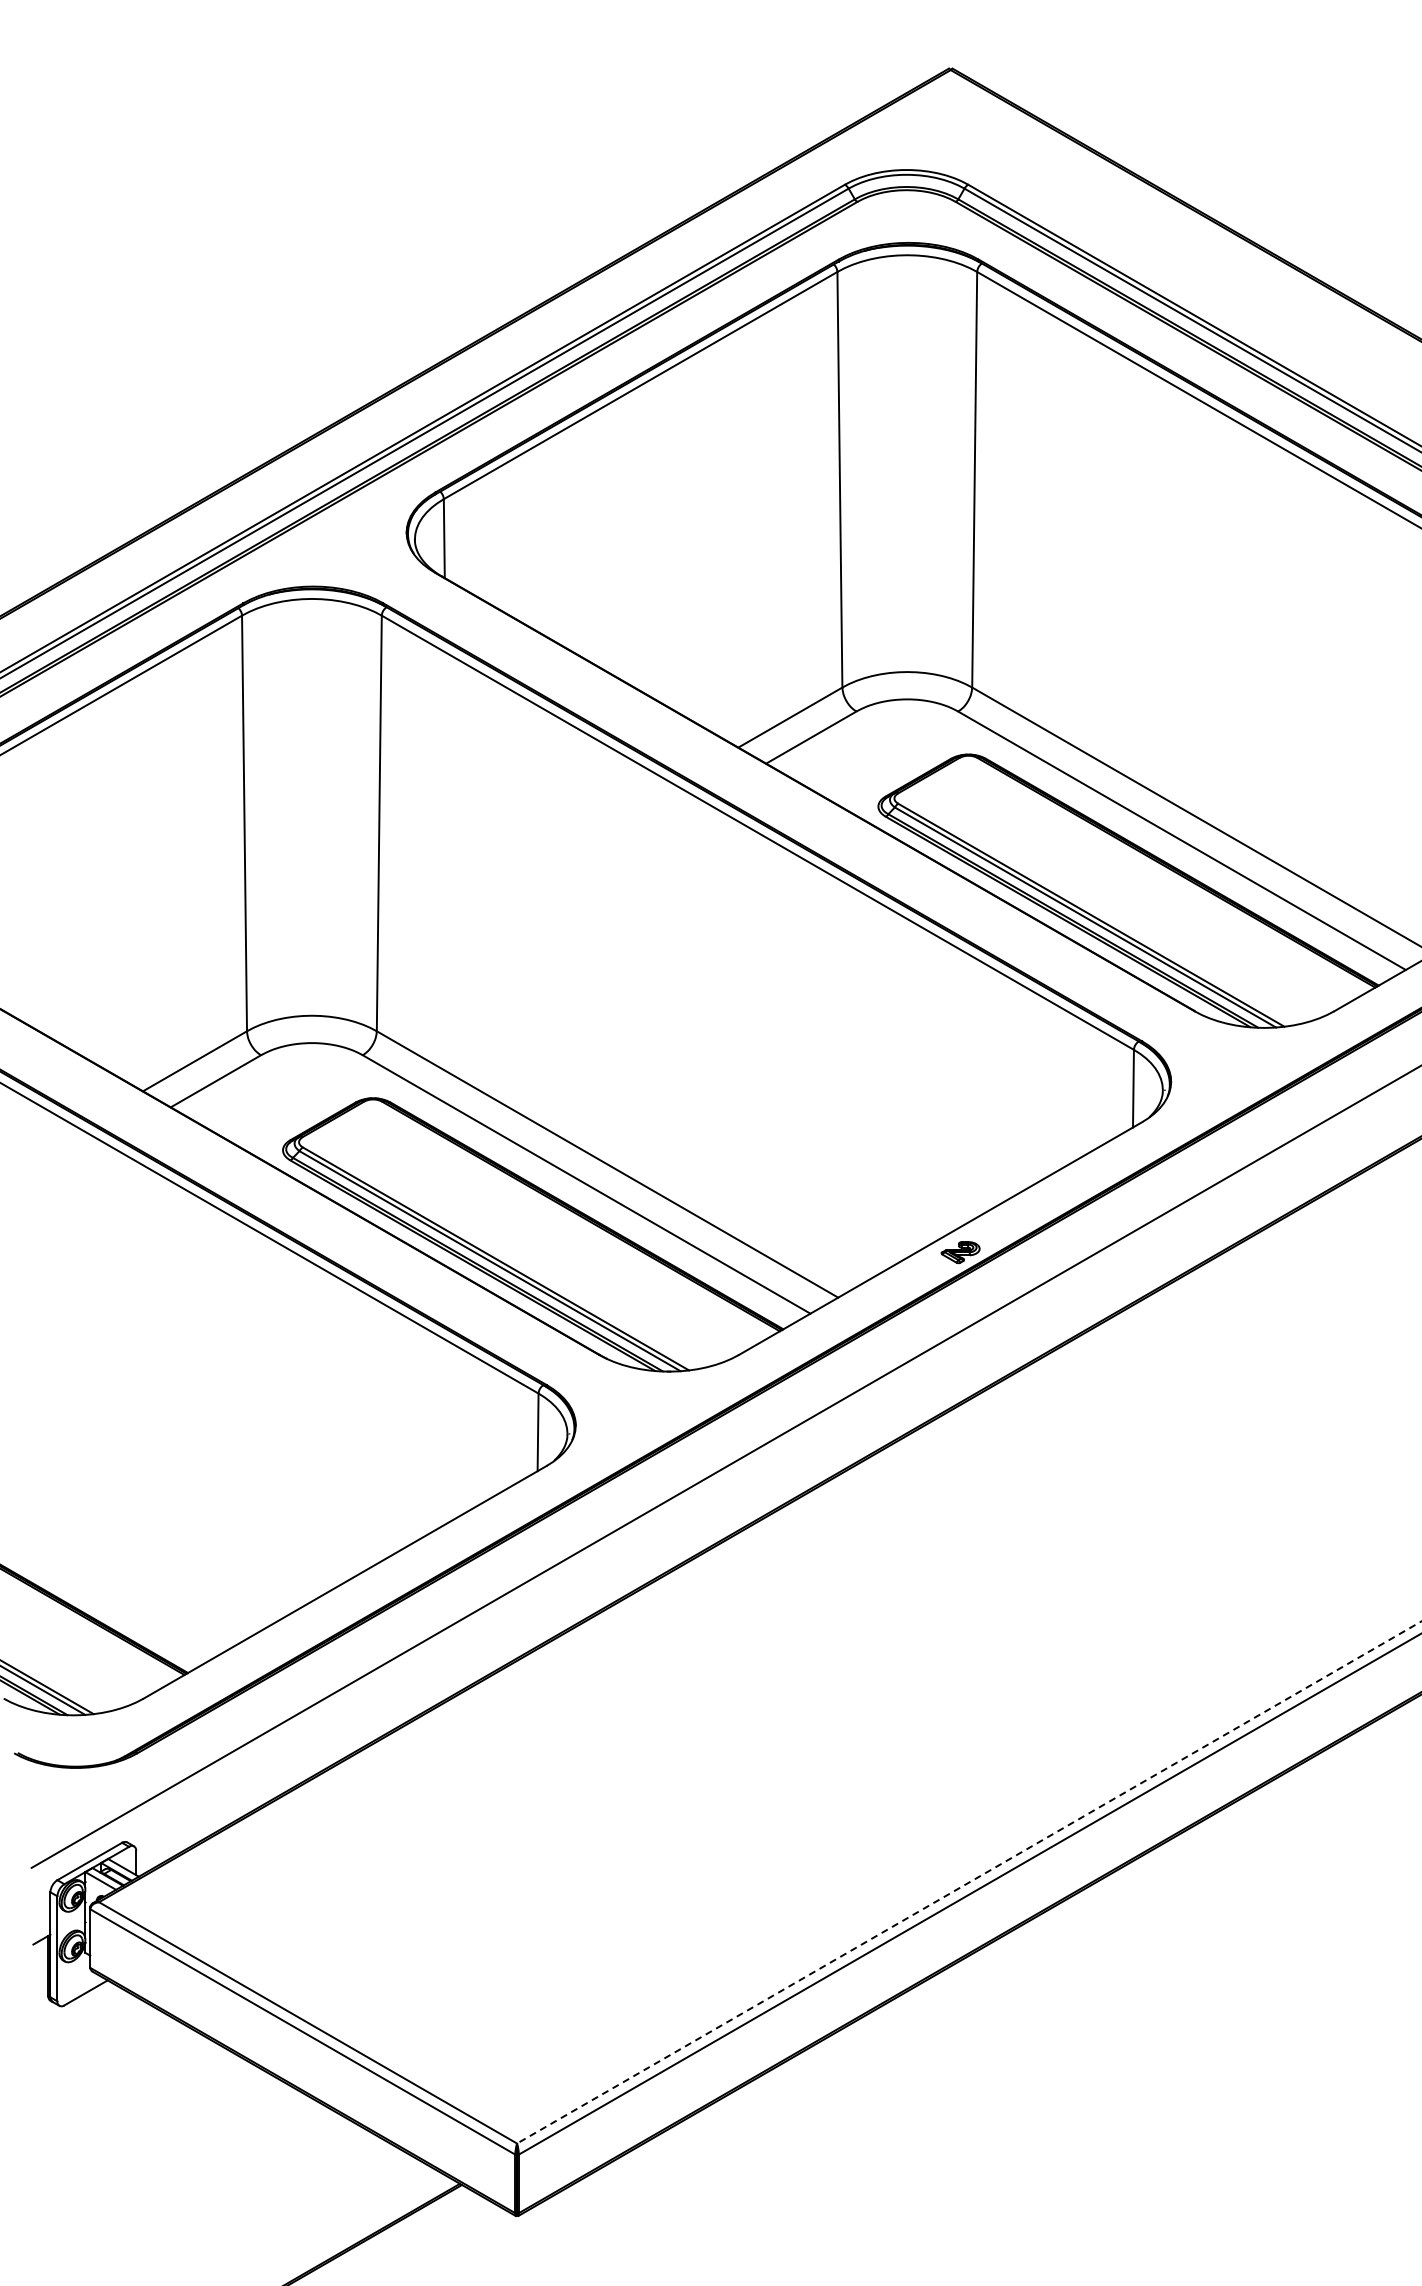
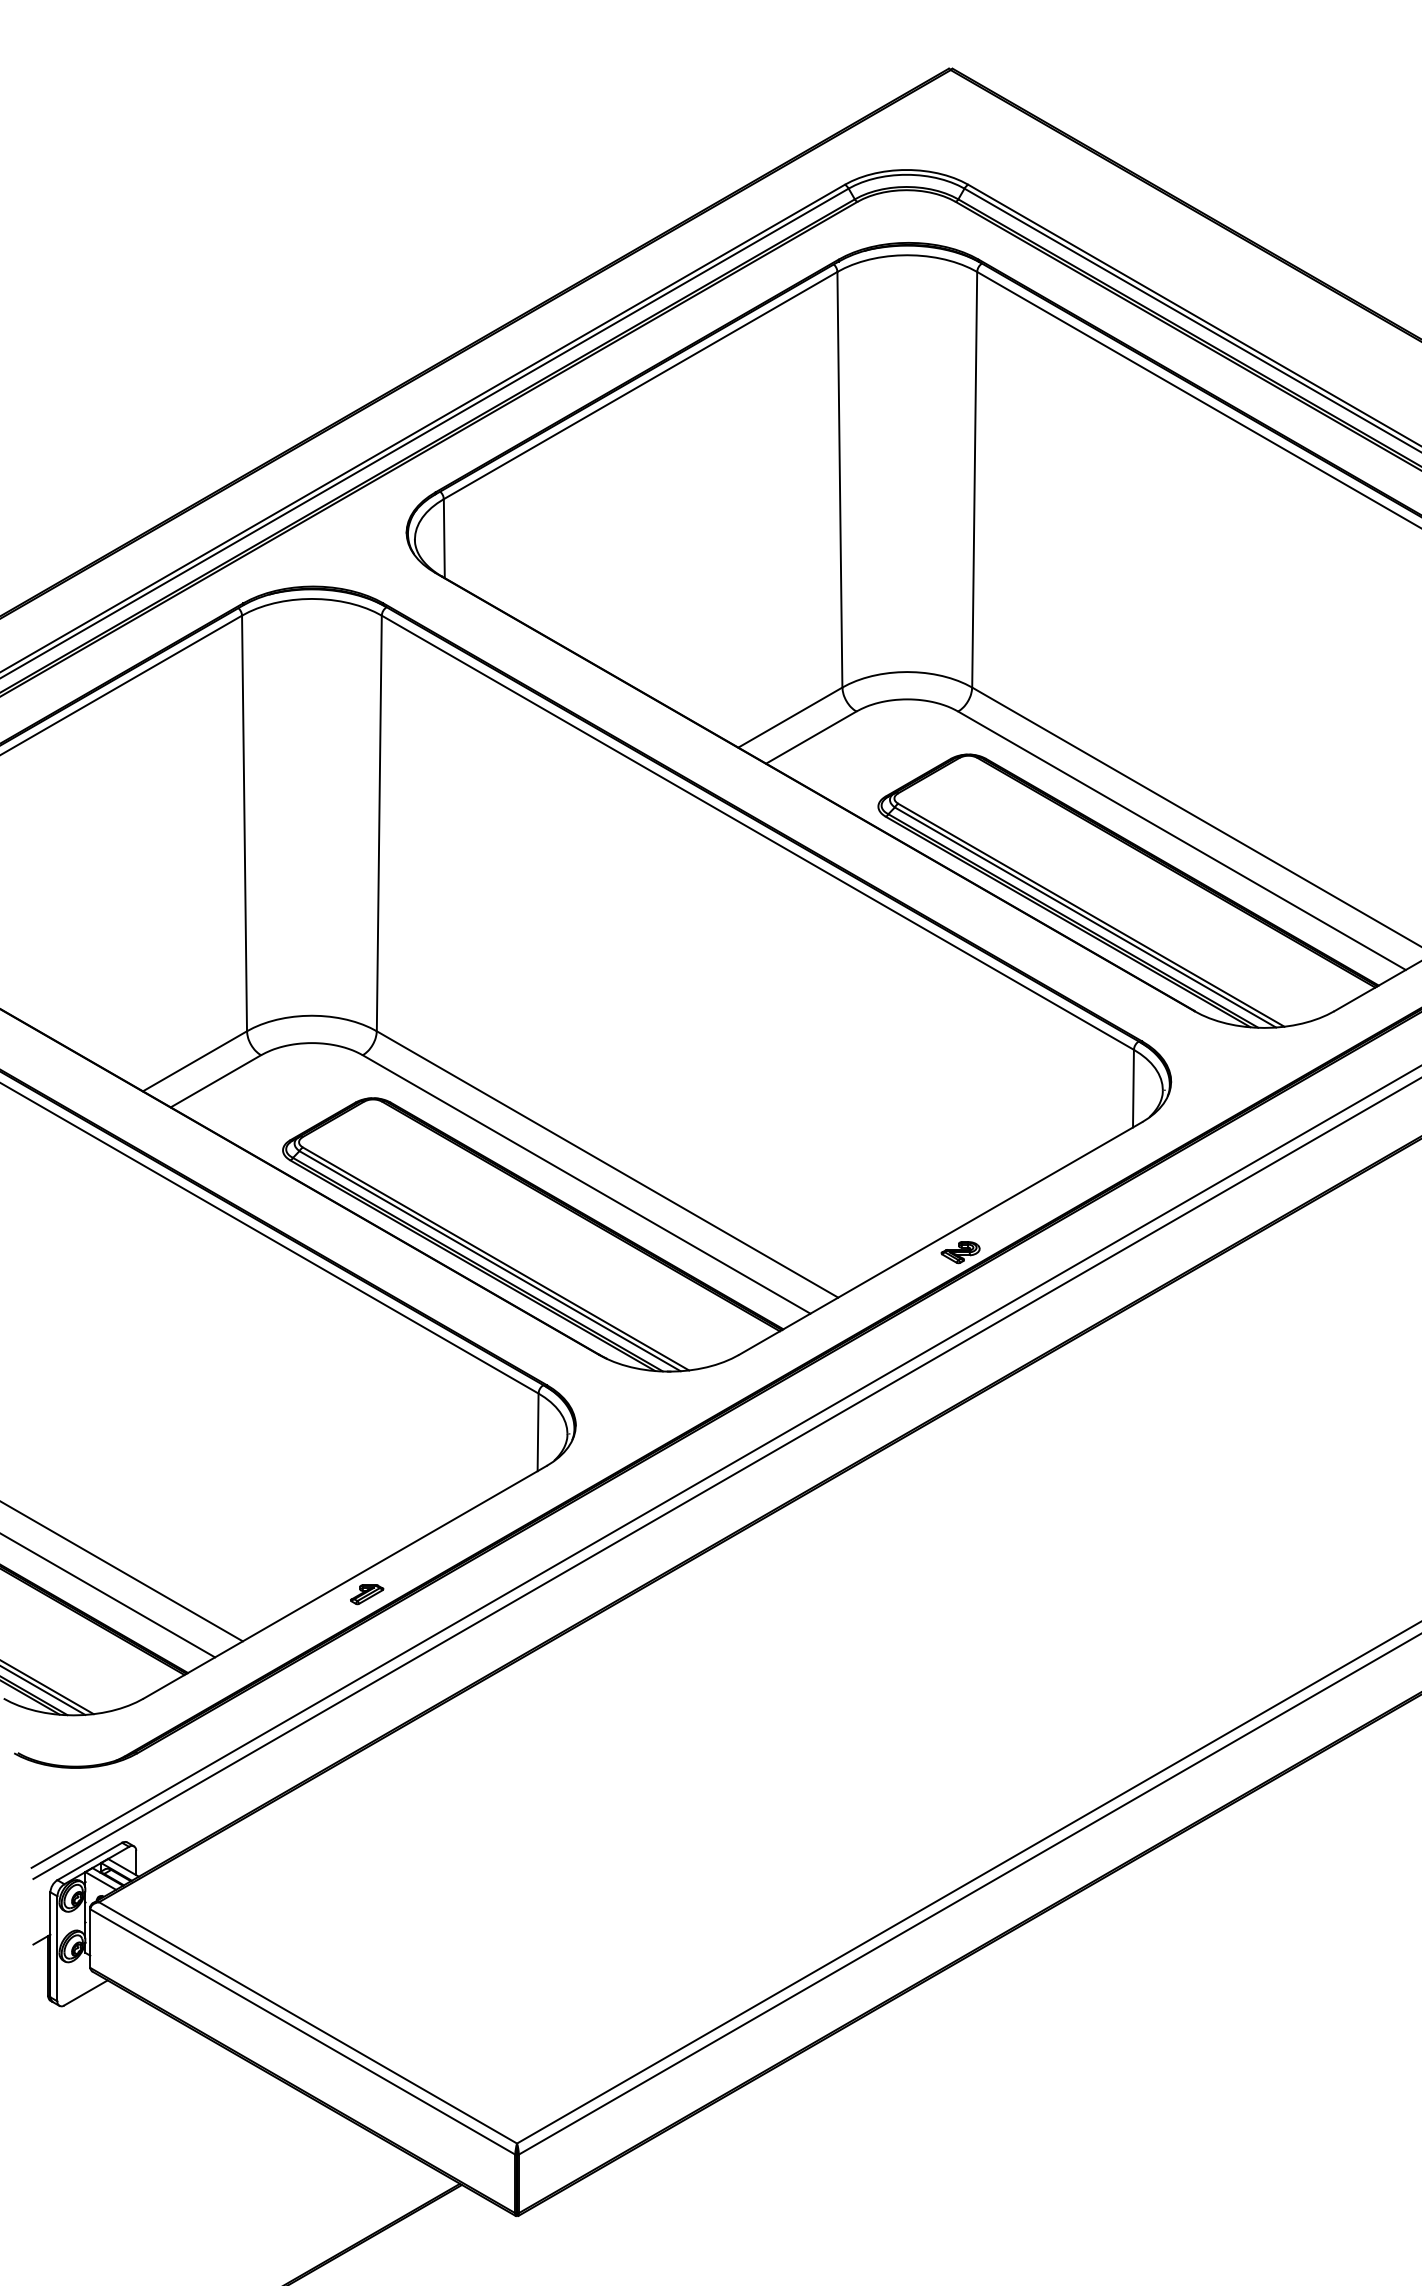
line: none -> present (725, 1479)
line: none -> present (122, 1571)
part: none -> present (367, 1594)
line: none -> present (108, 1595)
line: dashed -> solid (969, 1882)
